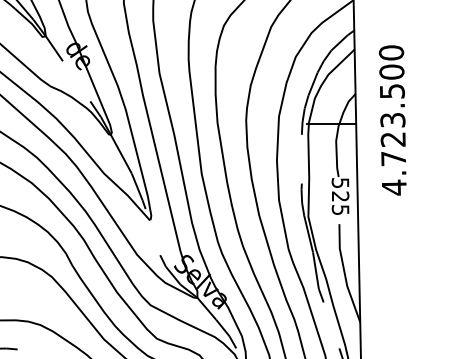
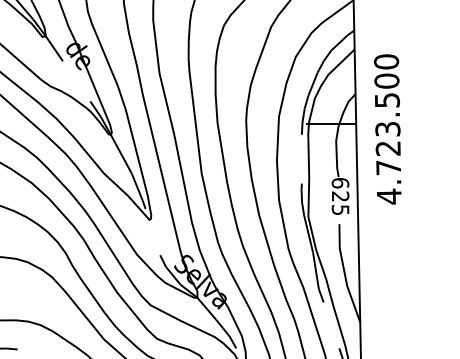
text position: (392, 120) -> (387, 129) (387, 129)
text: 525 -> 625 (340, 183)
